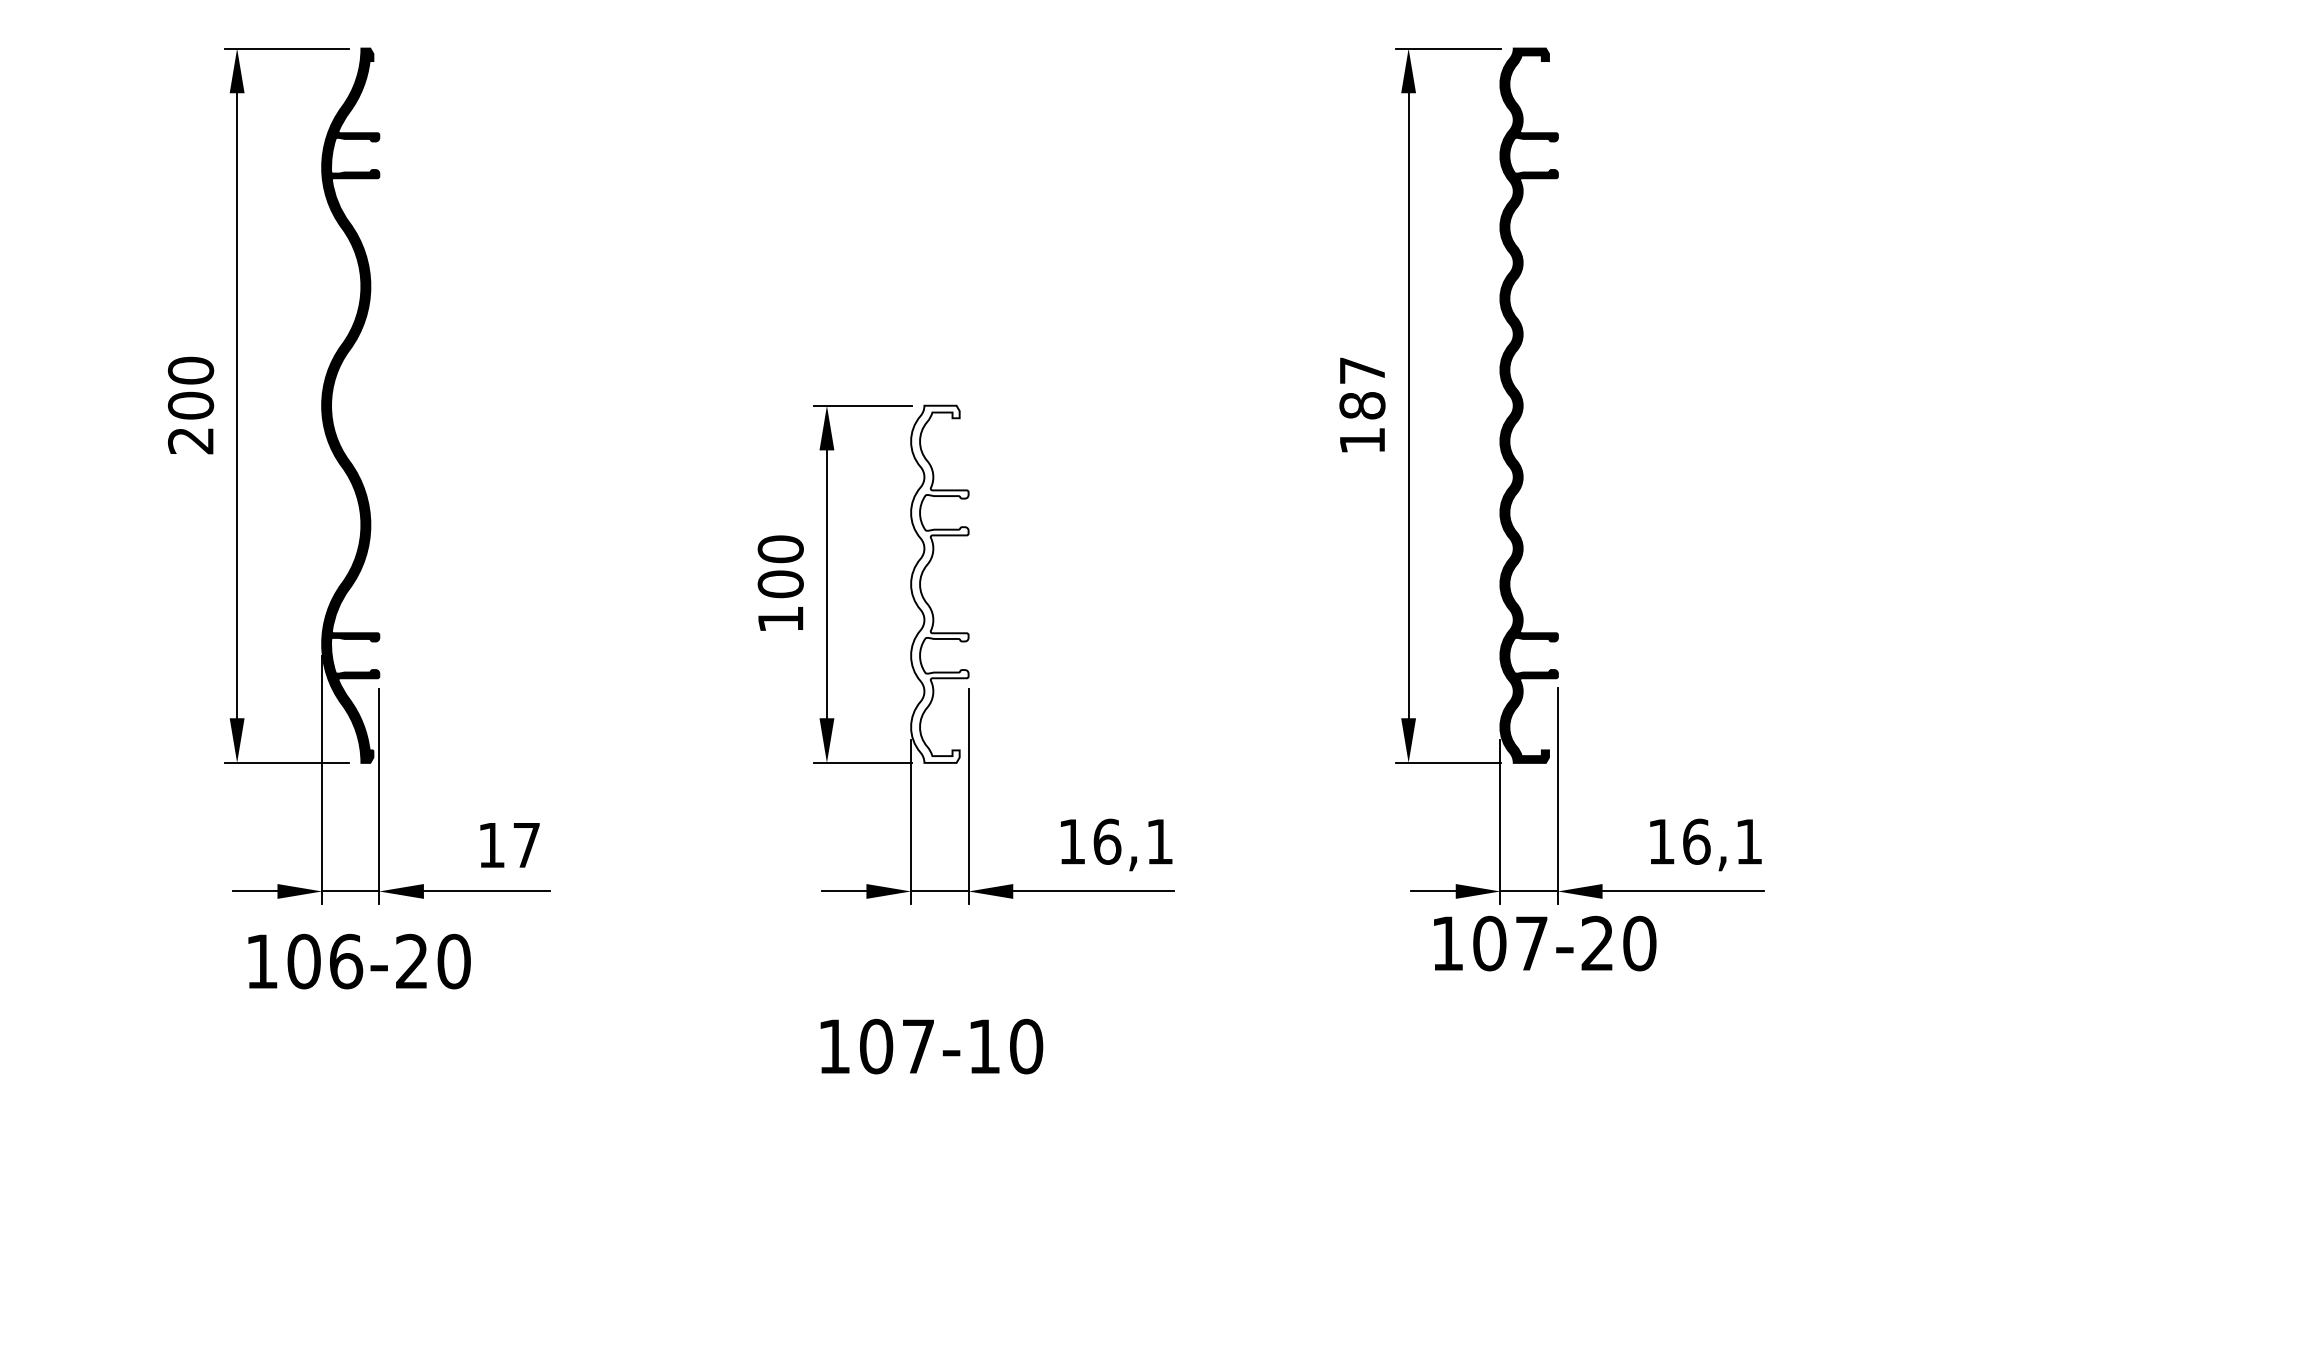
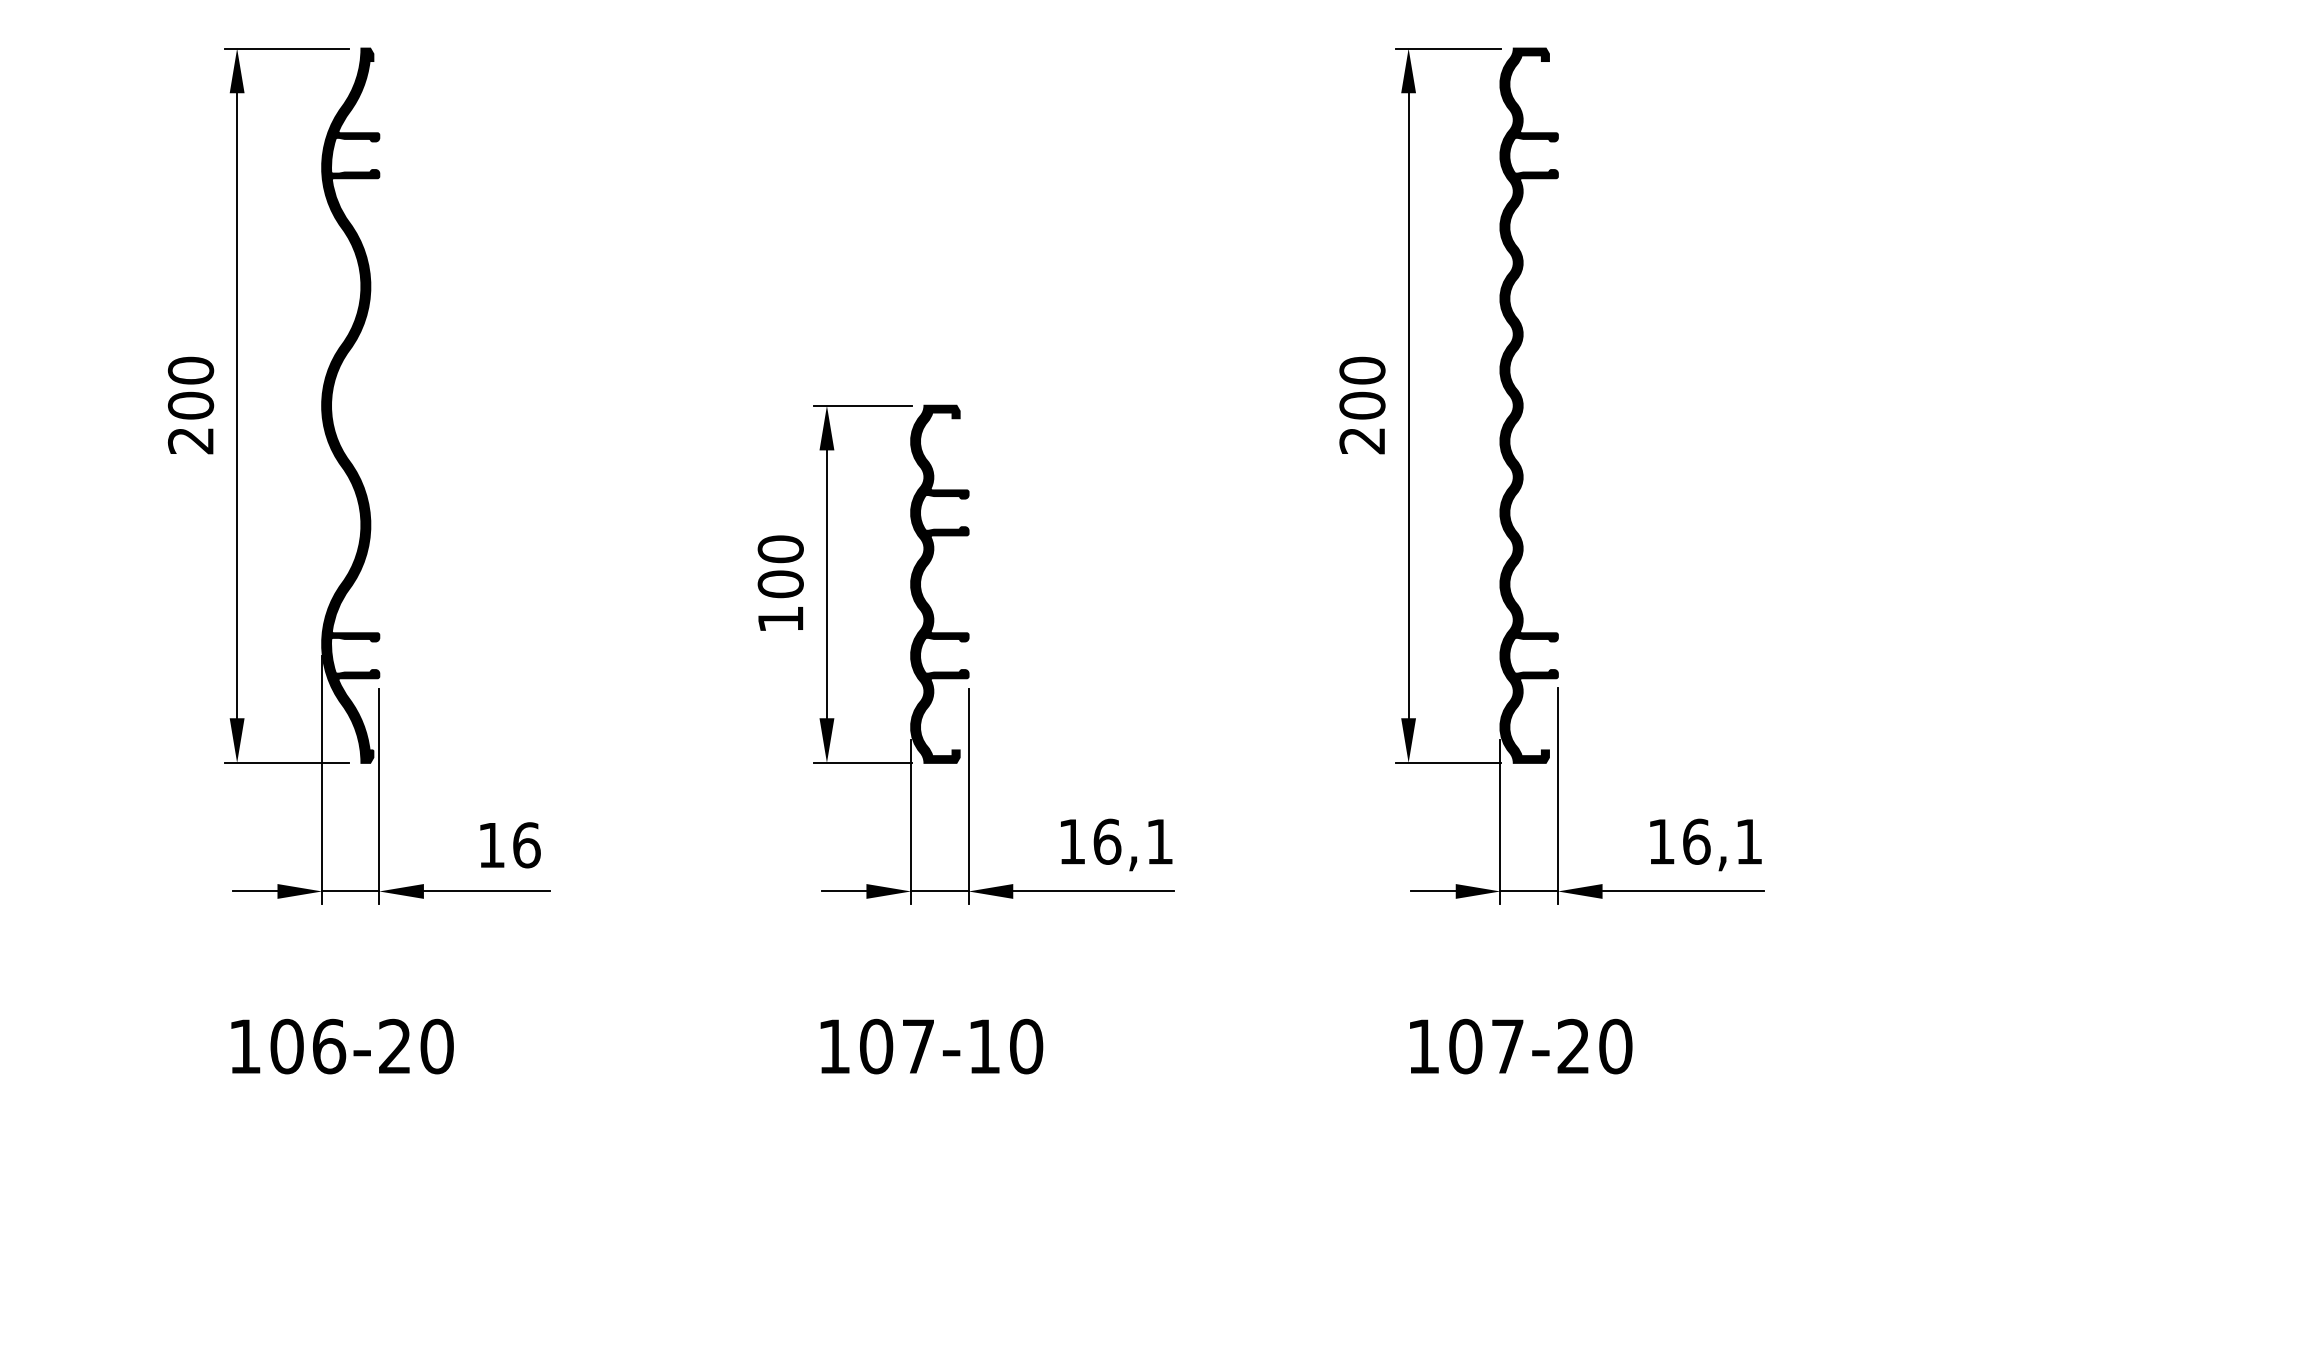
text: 187 -> 200 (1362, 405)
fill: none -> present (939, 583)
text: 17 -> 16 (526, 845)
text position: (1545, 943) -> (1521, 1046) (1521, 1046)
text position: (359, 961) -> (342, 1046) (342, 1046)
